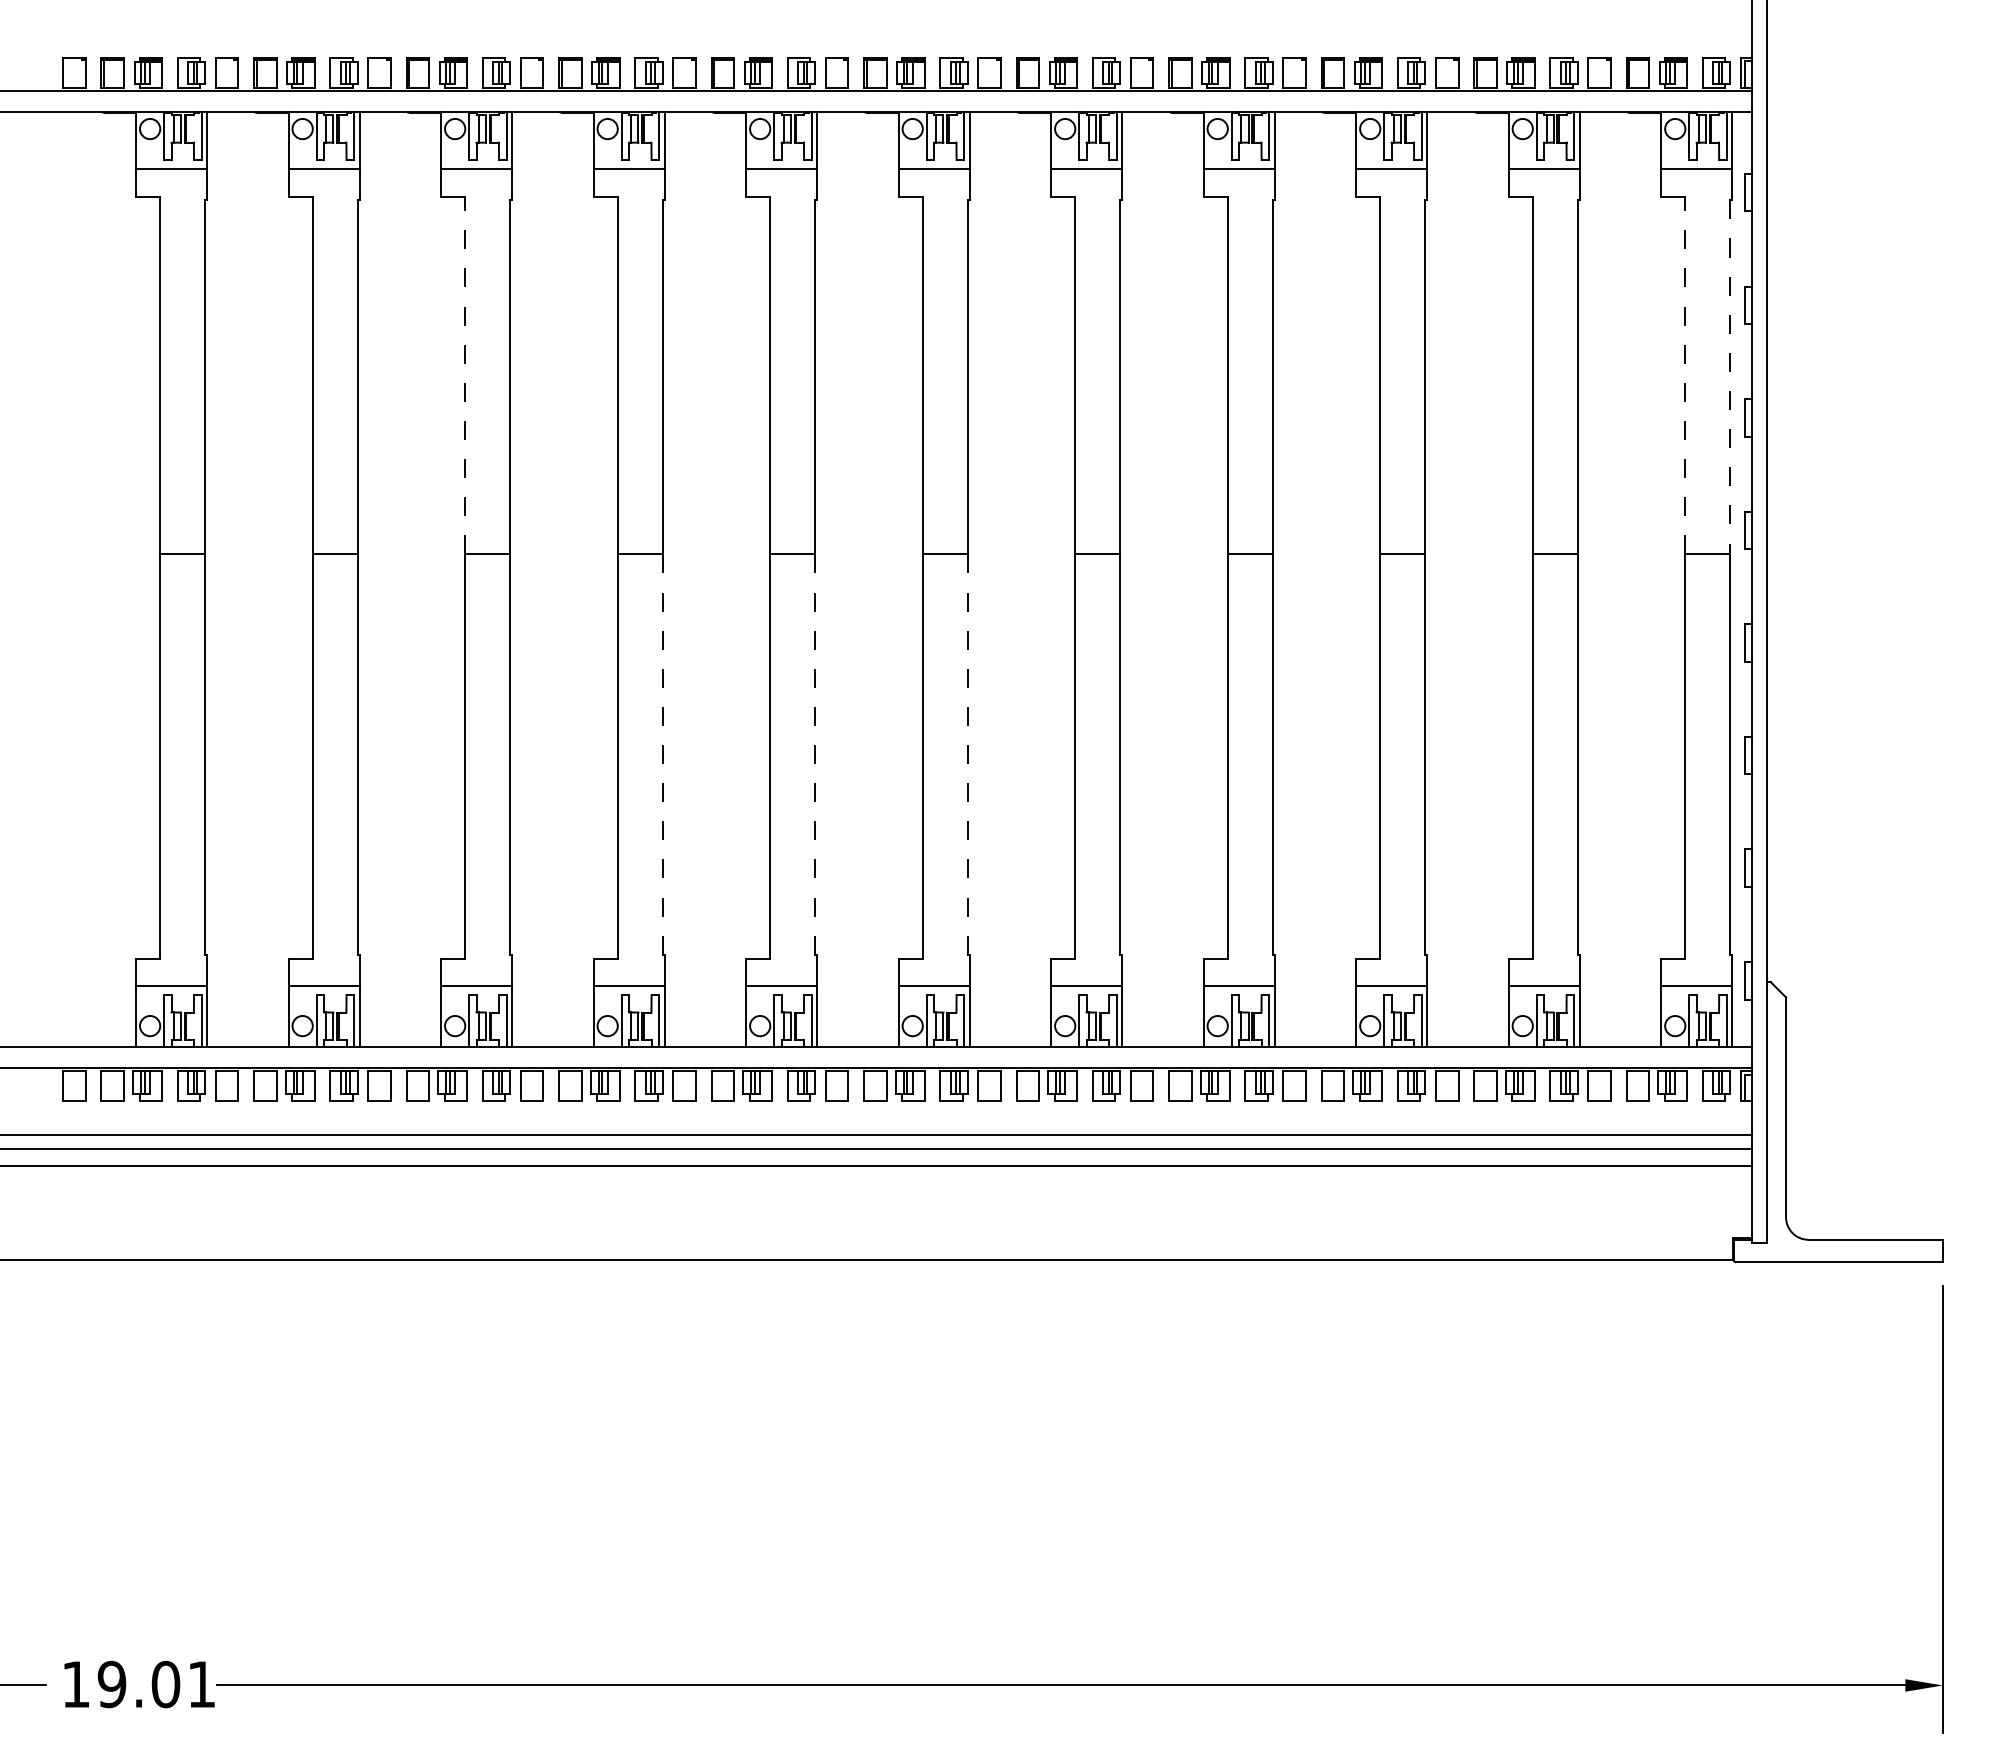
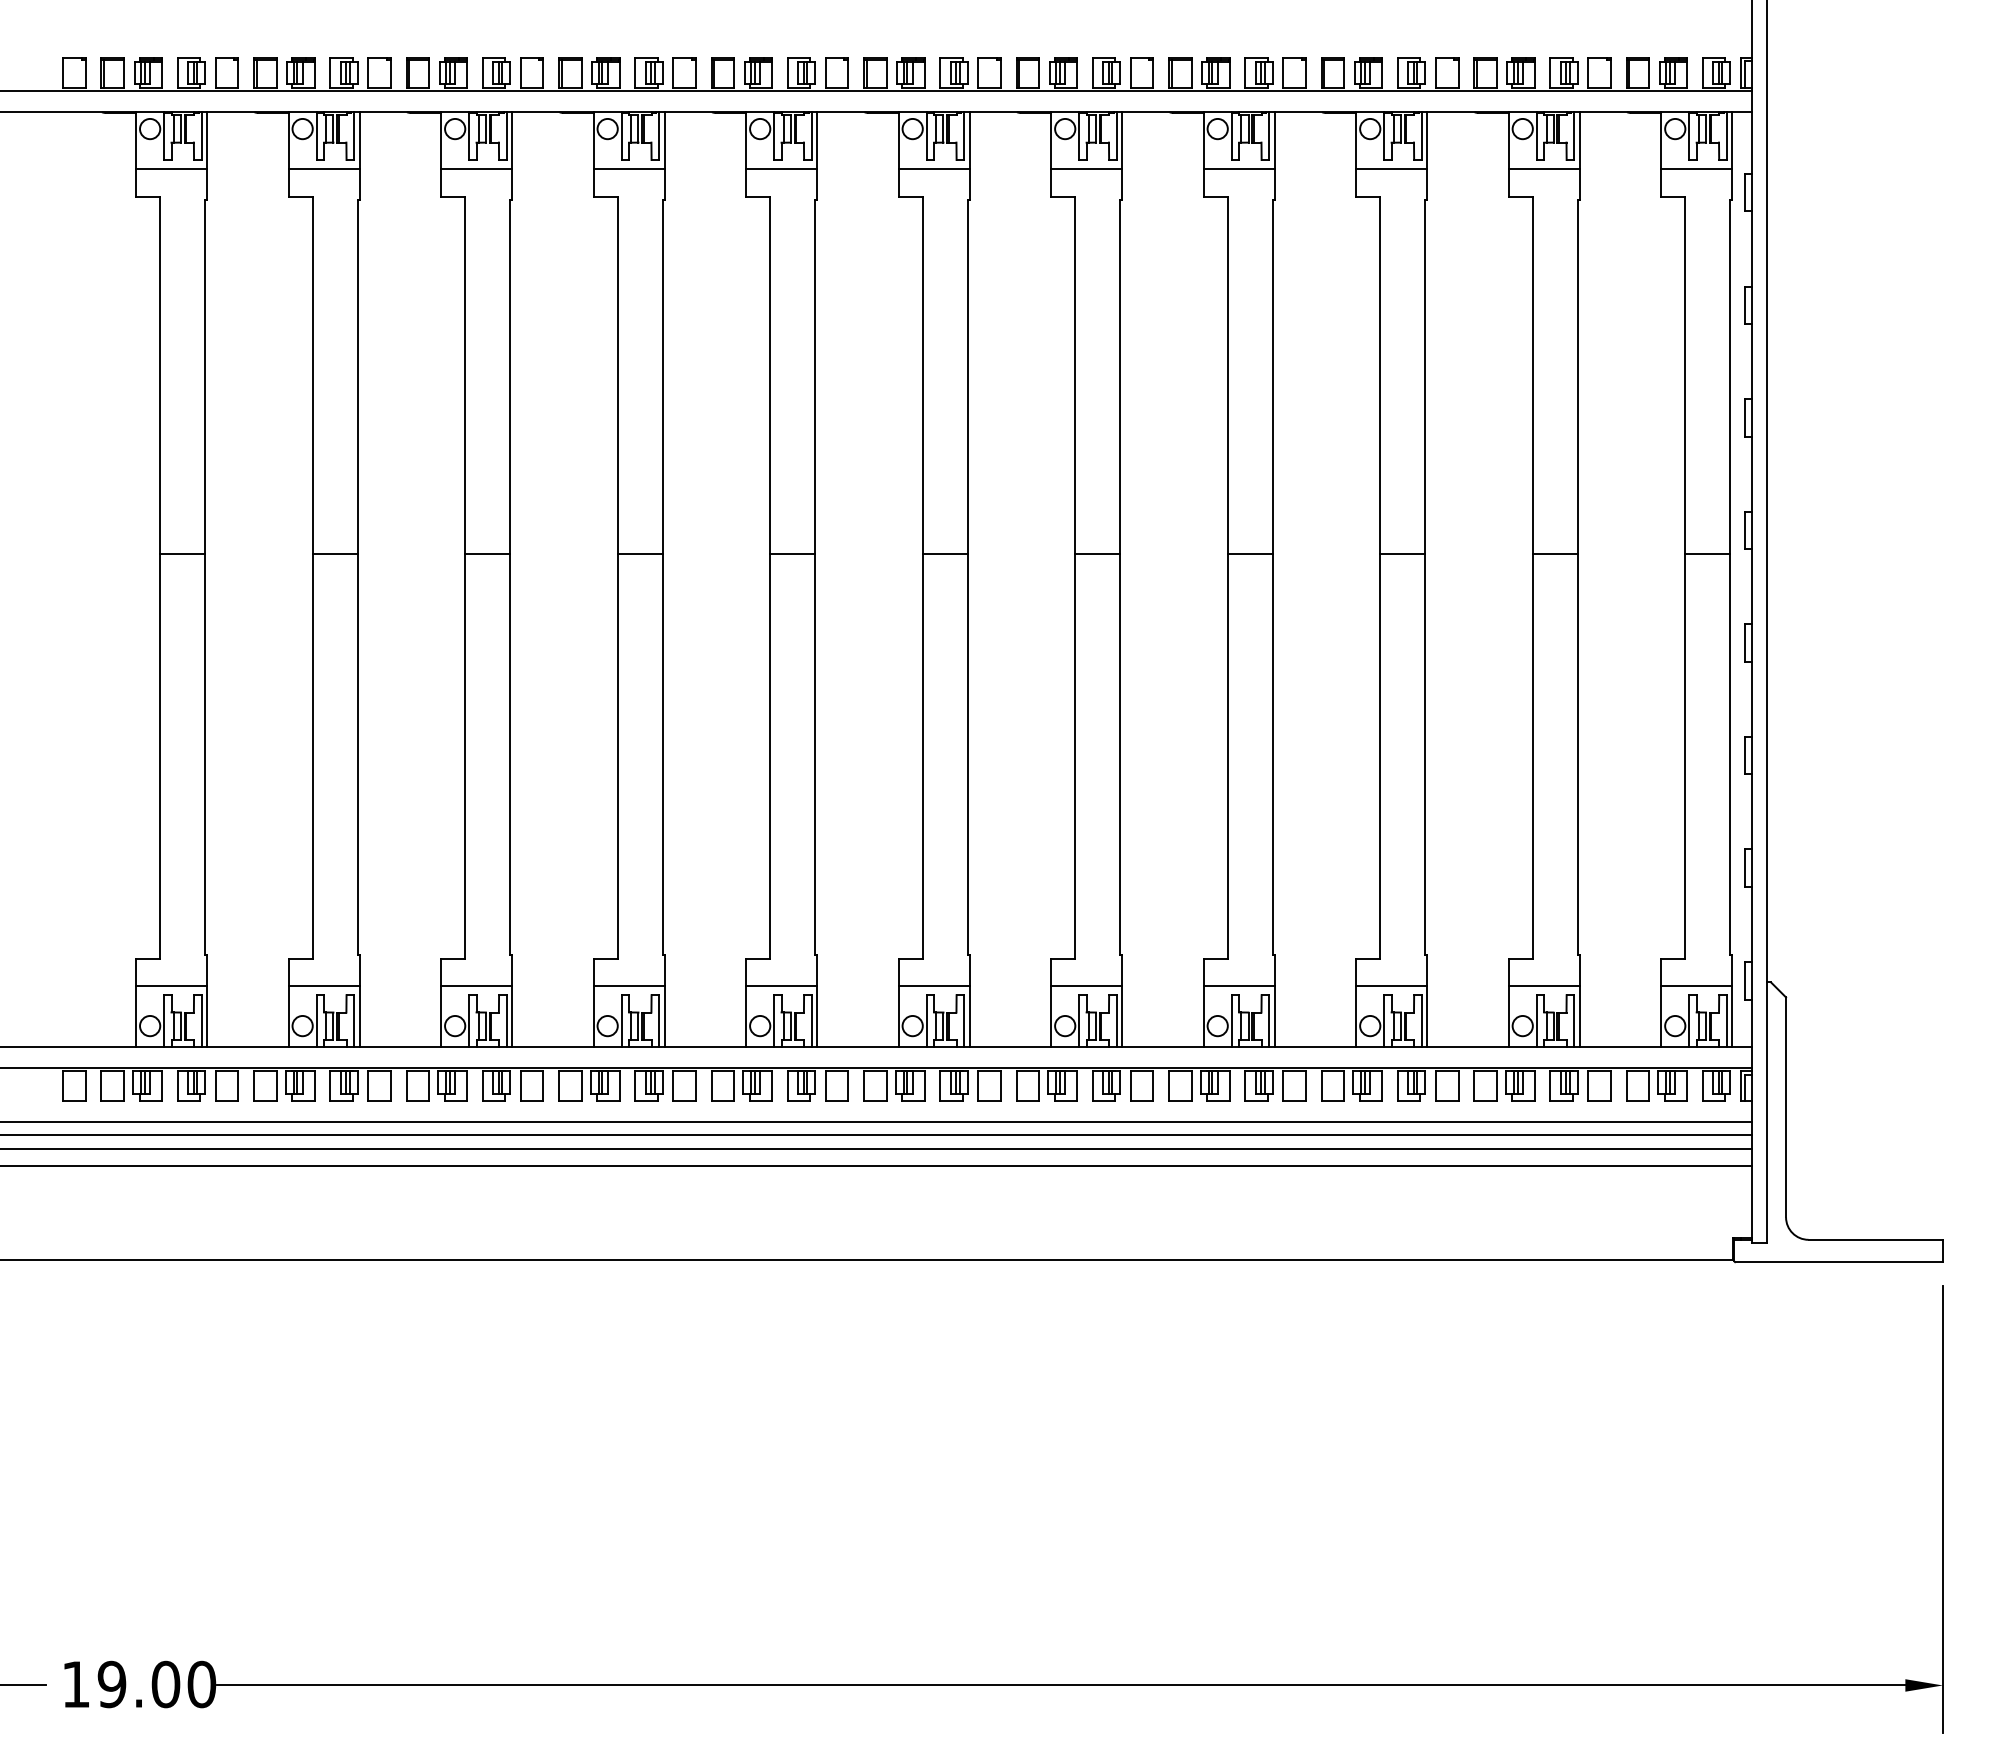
line: dashed -> solid (465, 375)
line: dashed -> solid (1685, 375)
line: dashed -> solid (1730, 377)
line: dashed -> solid (662, 755)
line: dashed -> solid (815, 755)
line: dashed -> solid (967, 755)
line: none -> present (877, 1121)
text: 19.01 -> 19.00 (201, 1684)
